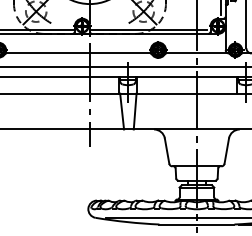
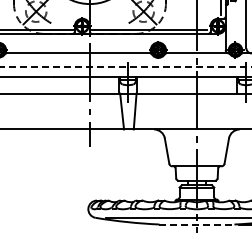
line: solid -> dashed (125, 66)
line: solid -> dashed (196, 224)
